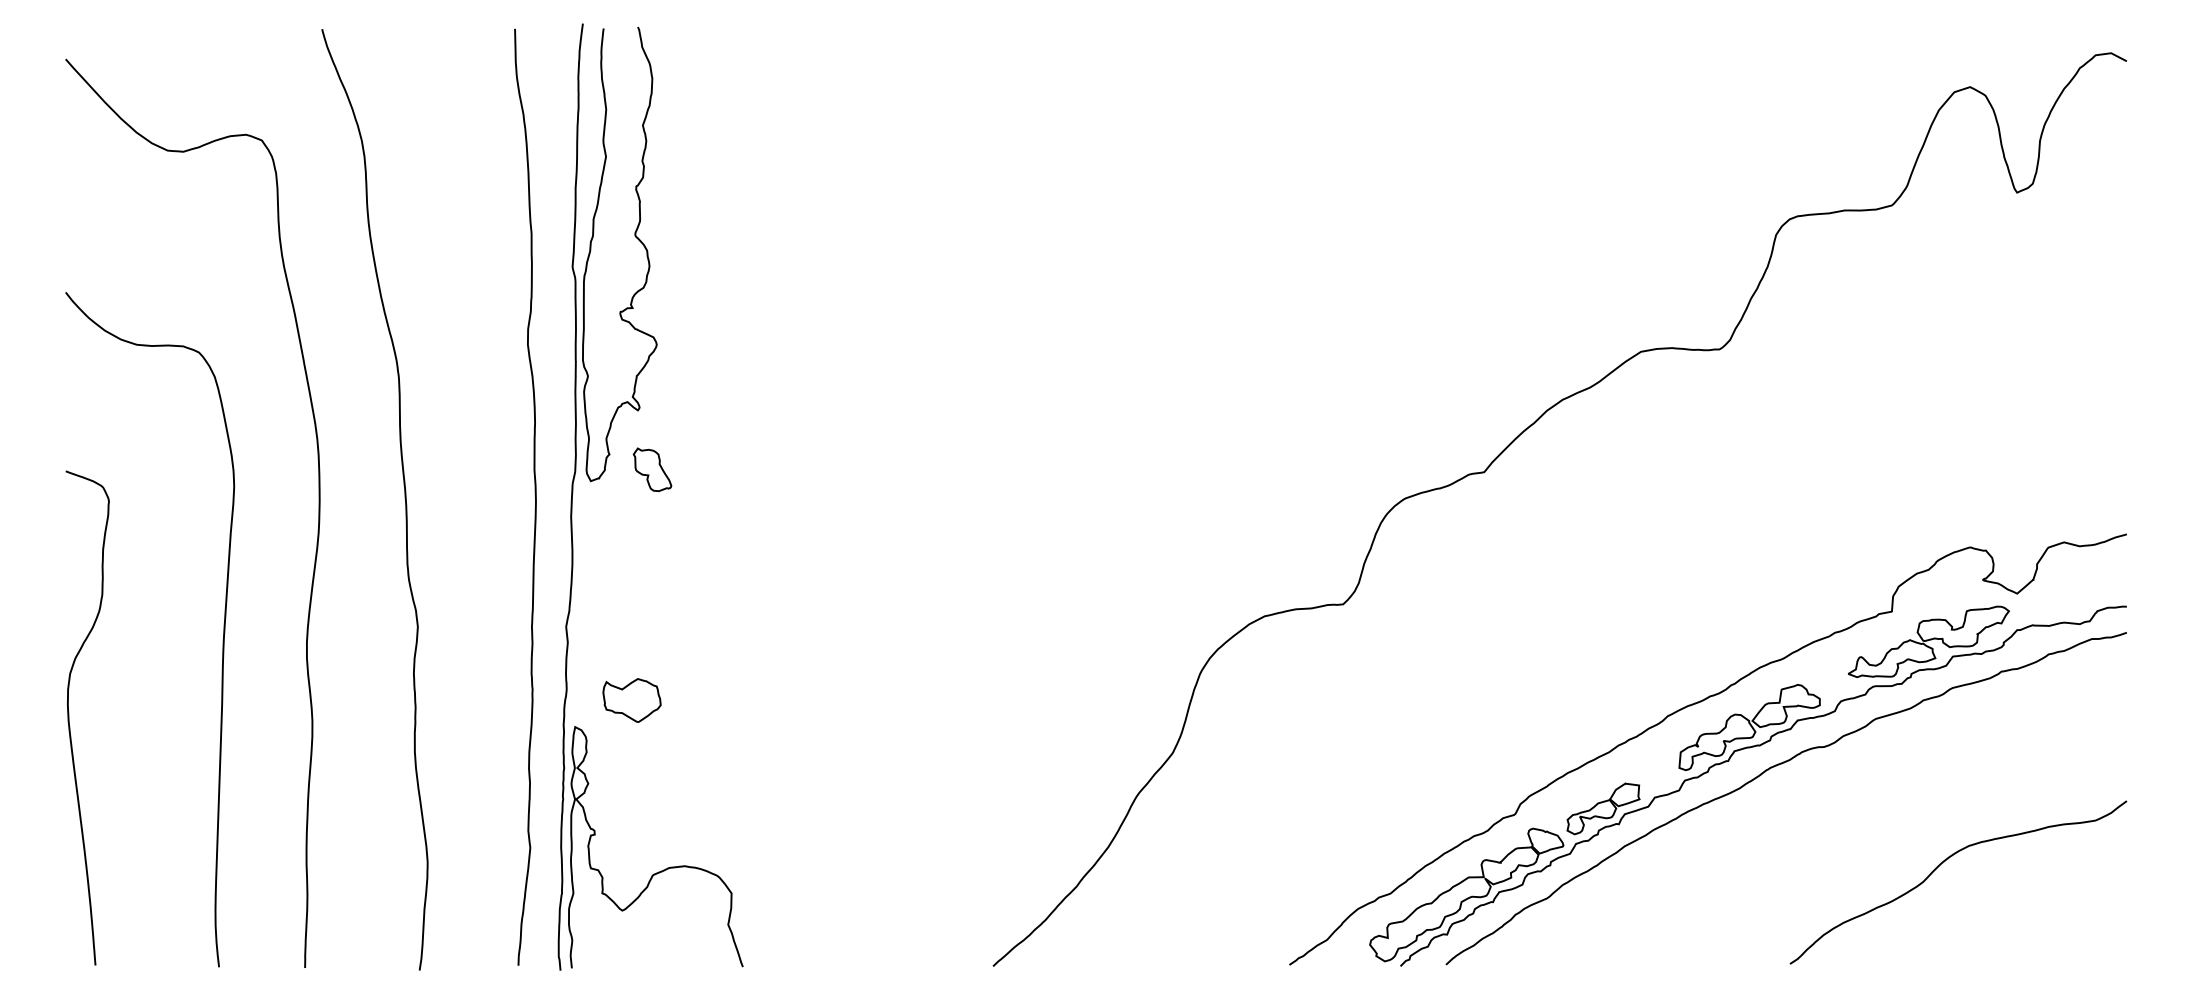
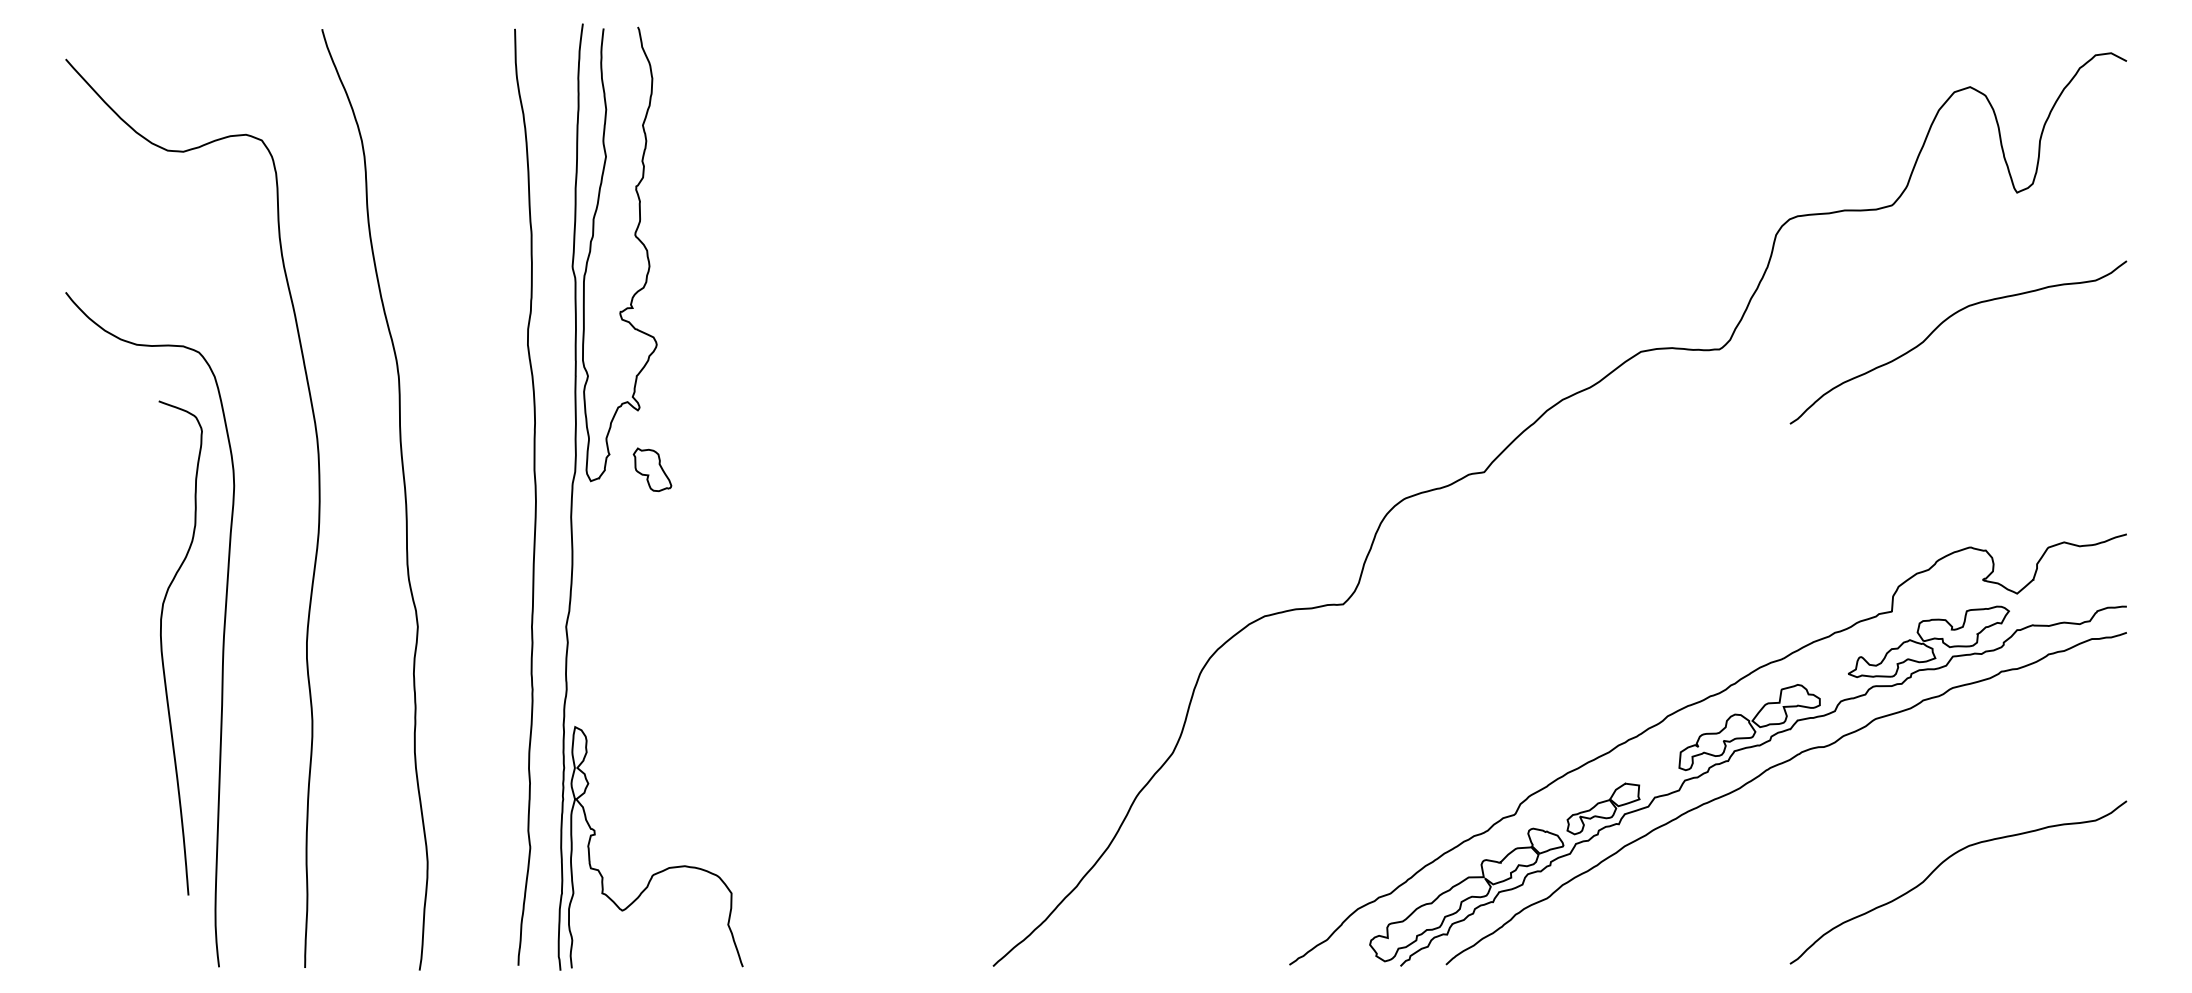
curve: none -> present (1944, 322)
part: present -> none (631, 700)
curve position: (69, 717) -> (162, 647) (162, 647)
